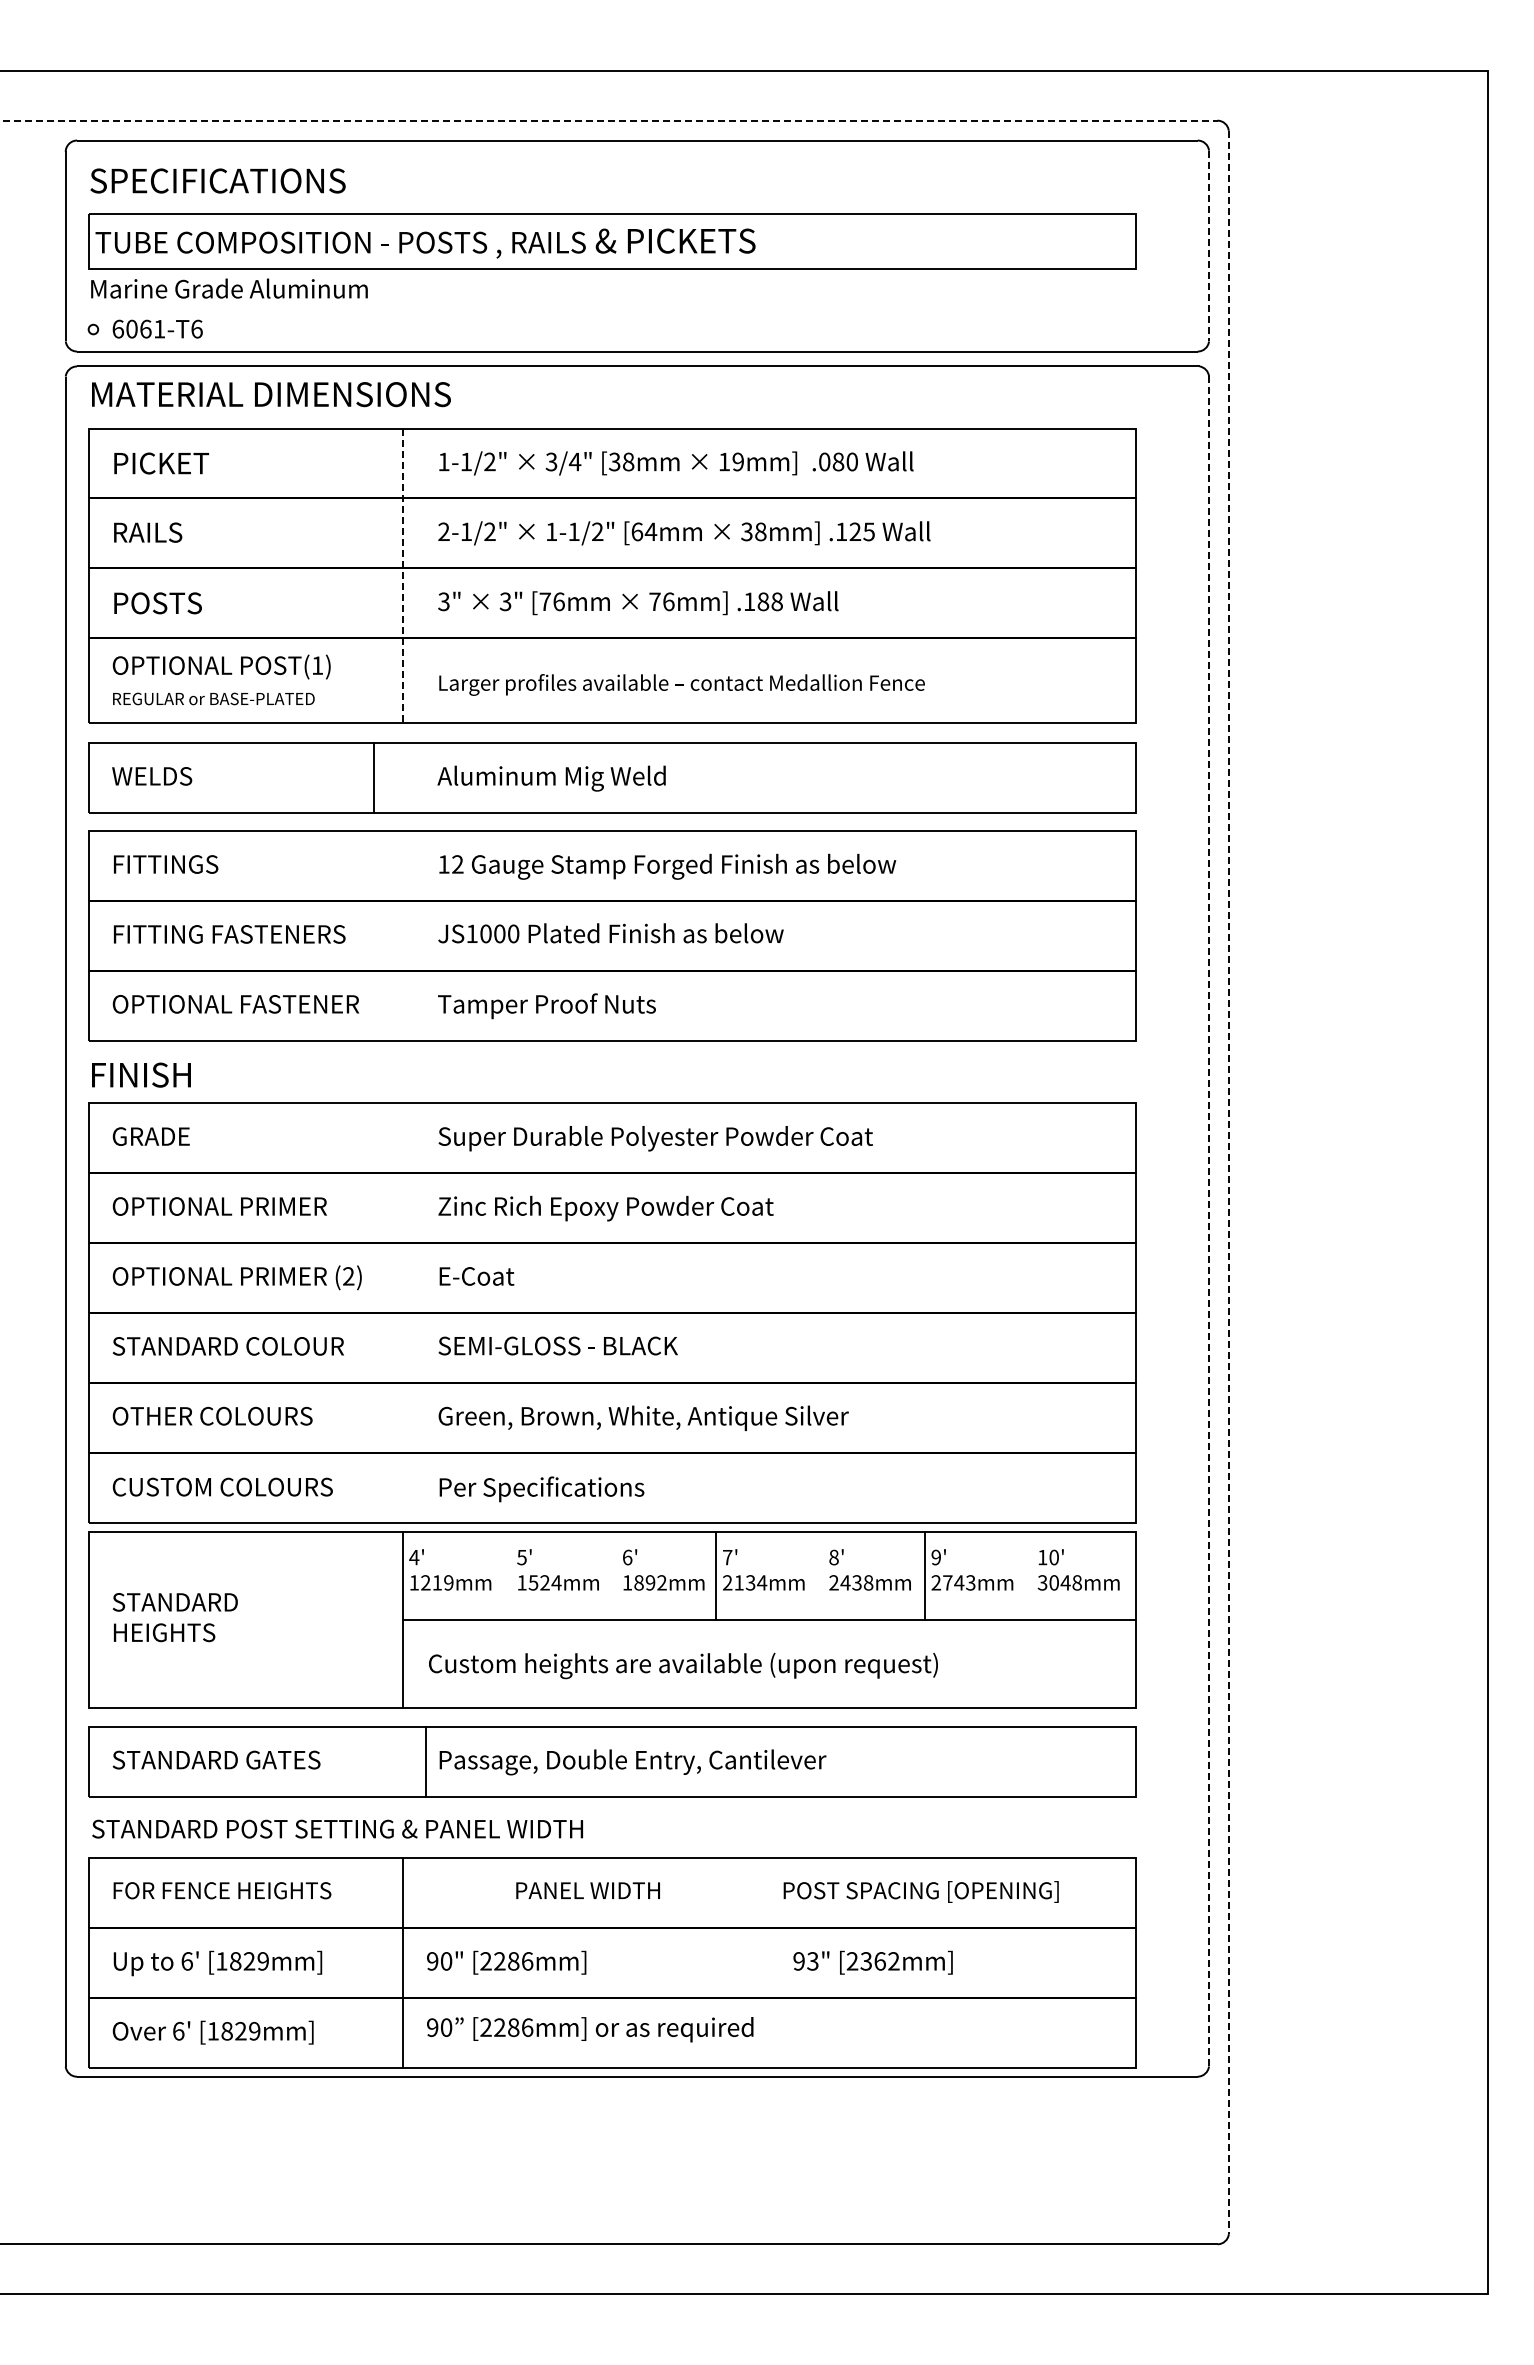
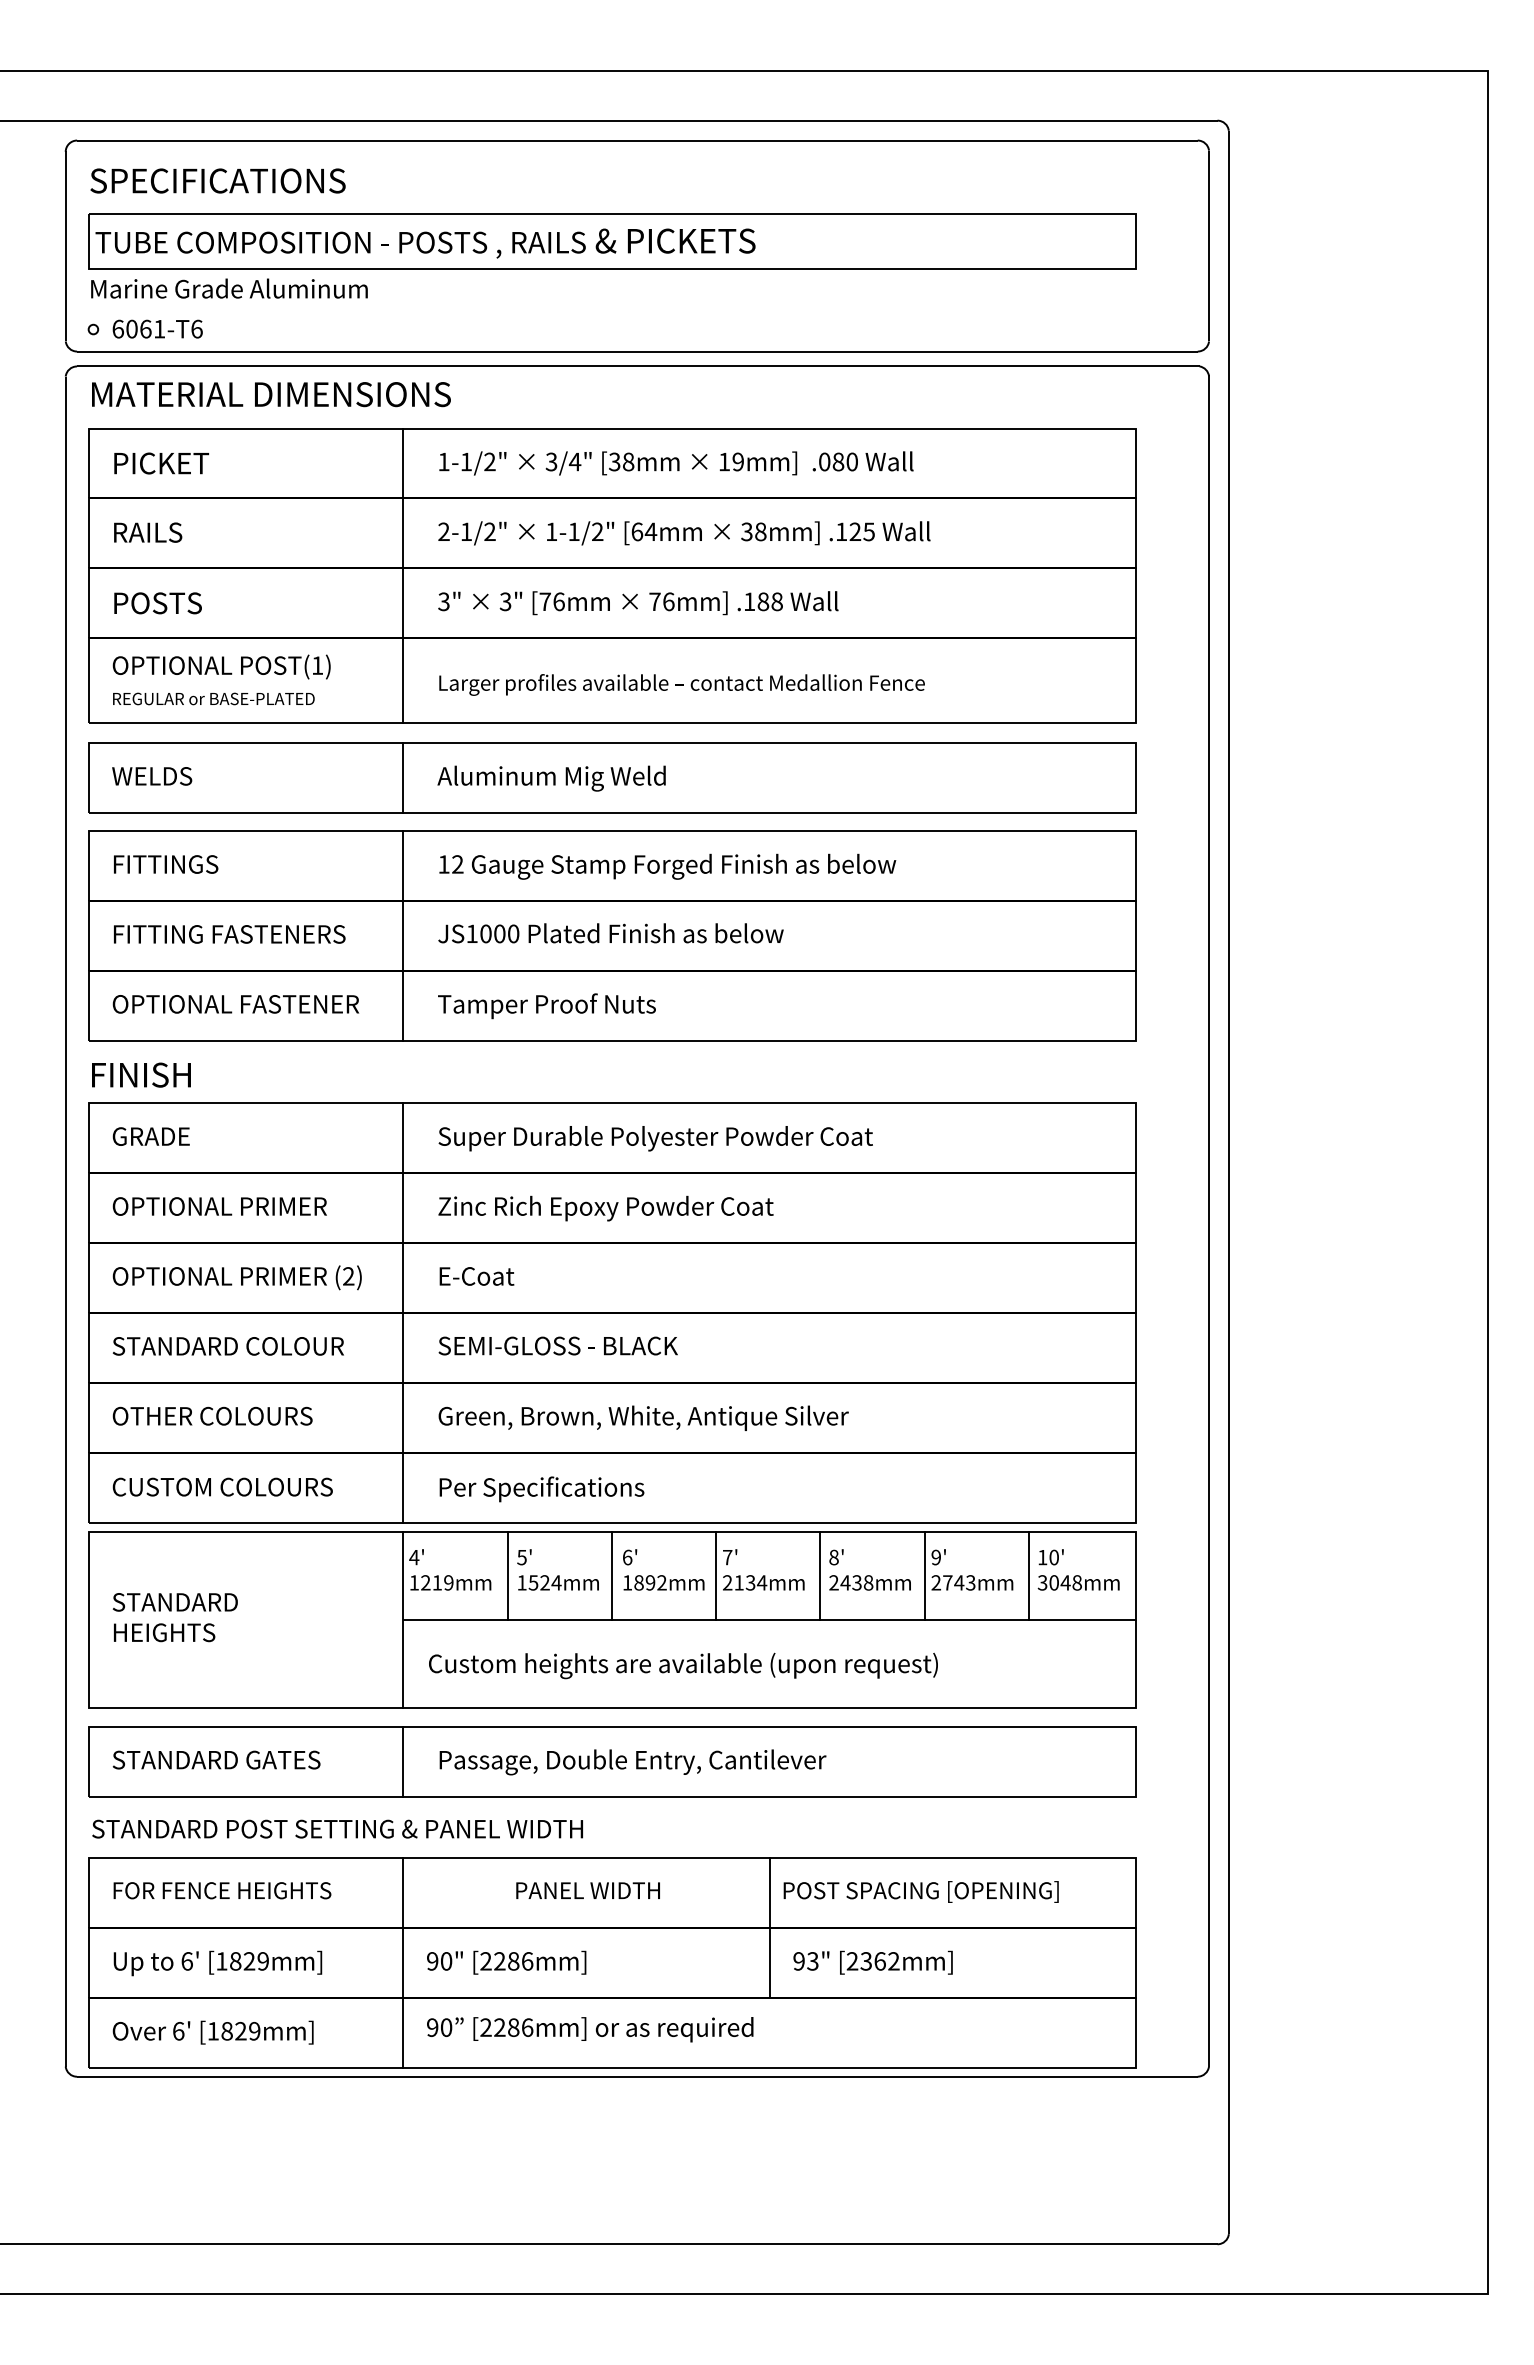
line: dashed -> solid (609, 120)
line: dashed -> solid (1209, 246)
line: dashed -> solid (403, 576)
line position: (374, 777) -> (403, 777) (403, 777)
line: none -> present (403, 935)
line: dashed -> solid (1228, 1182)
line: dashed -> solid (1209, 1221)
line: none -> present (403, 1312)
line: none -> present (507, 1575)
line: none -> present (611, 1575)
line: none -> present (820, 1575)
line: none -> present (1029, 1575)
line position: (426, 1761) -> (403, 1761) (403, 1761)
line: none -> present (769, 1927)
